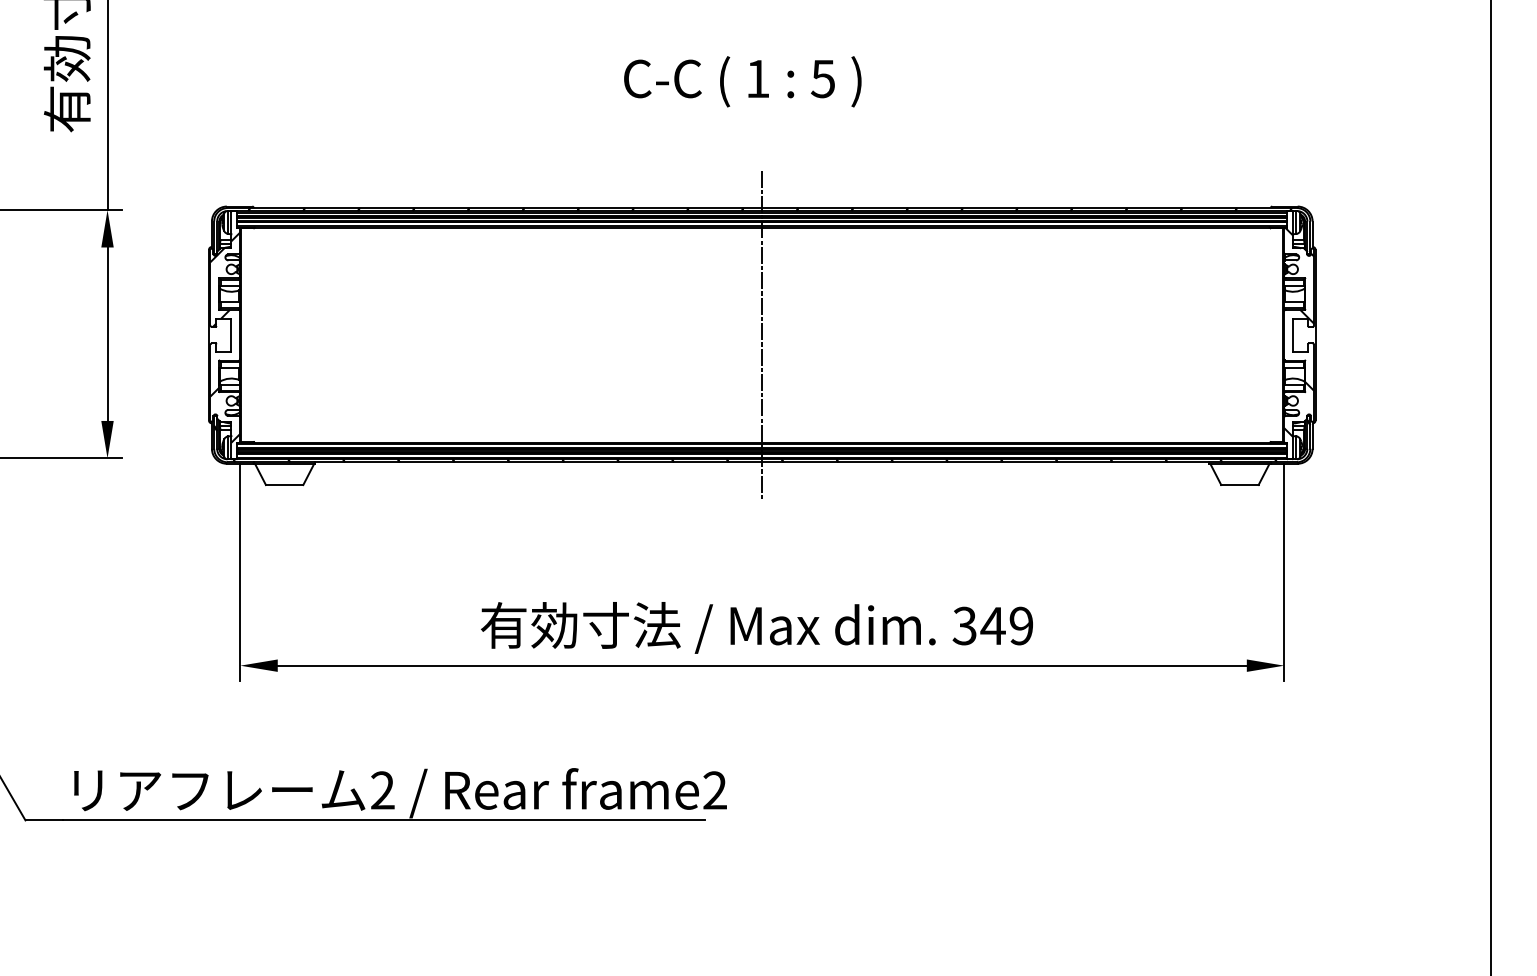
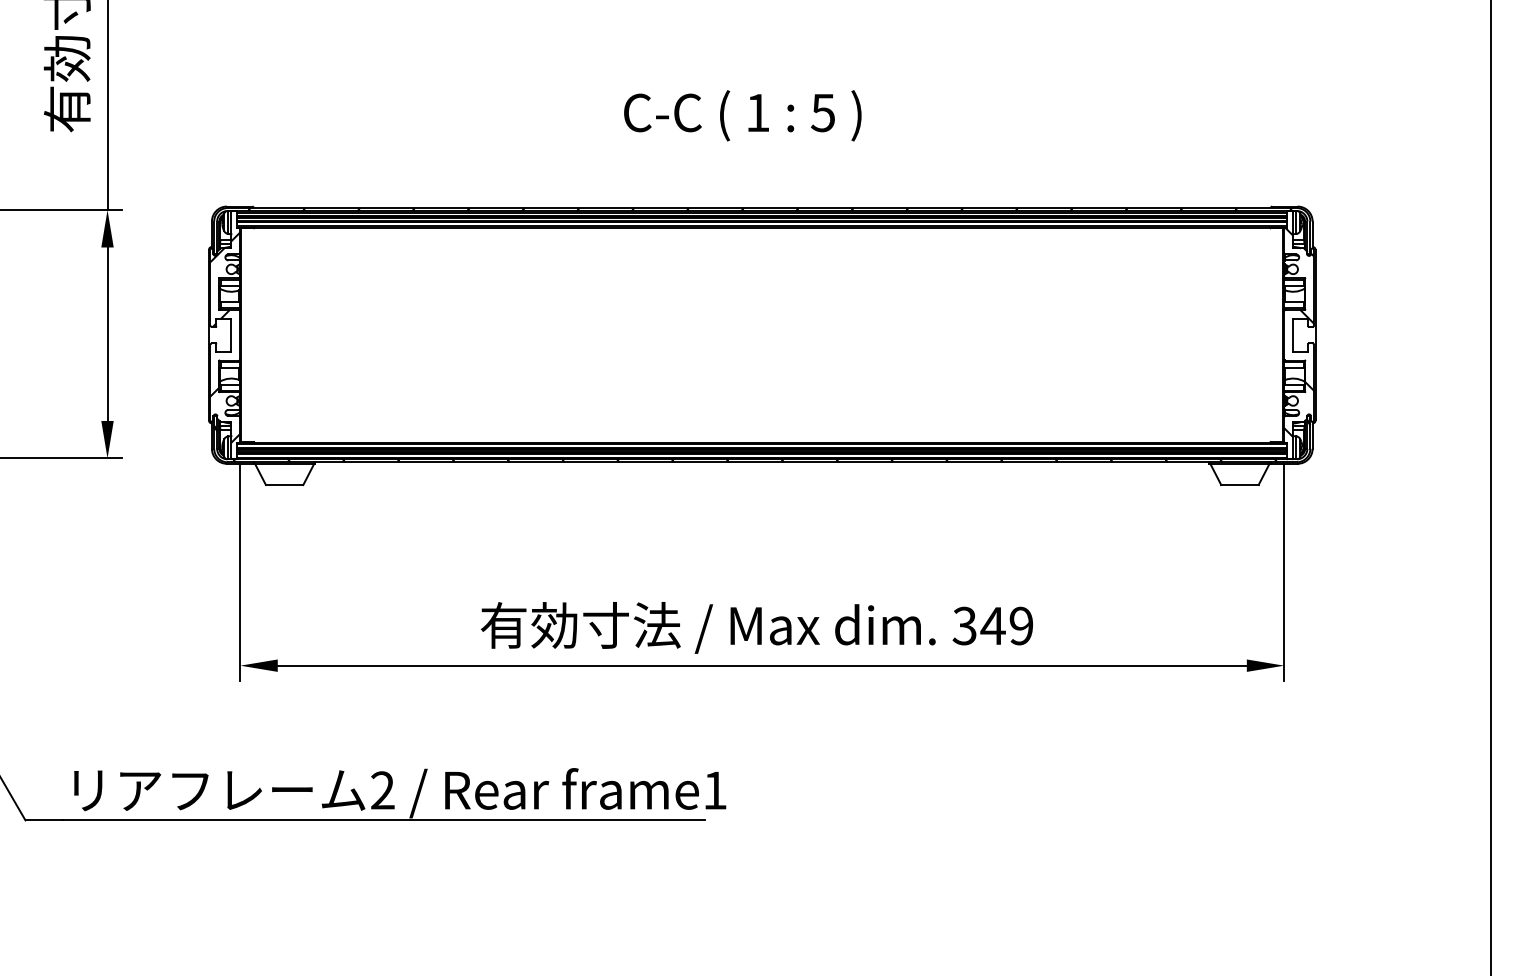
text position: (742, 81) -> (742, 115) (742, 115)
line: present -> none (762, 334)
text: frame2 -> frame1 (714, 790)
